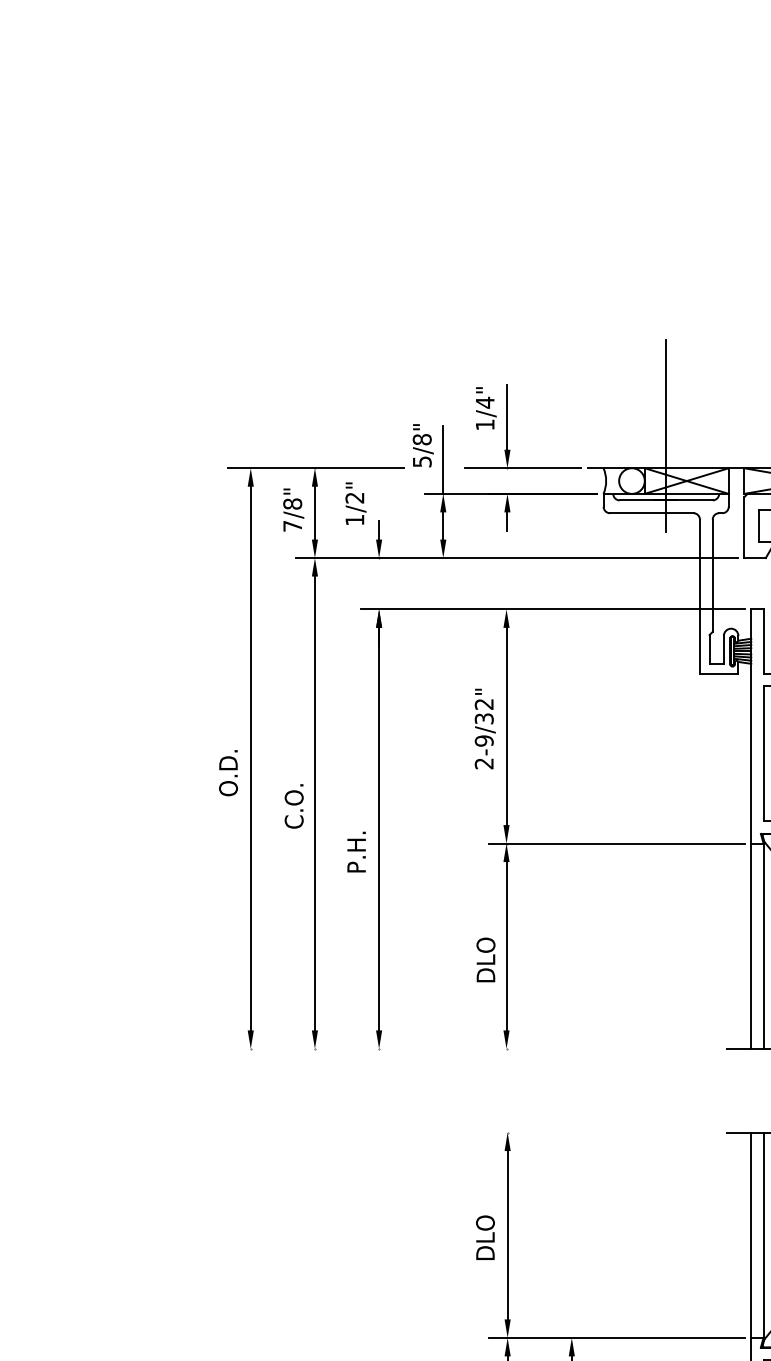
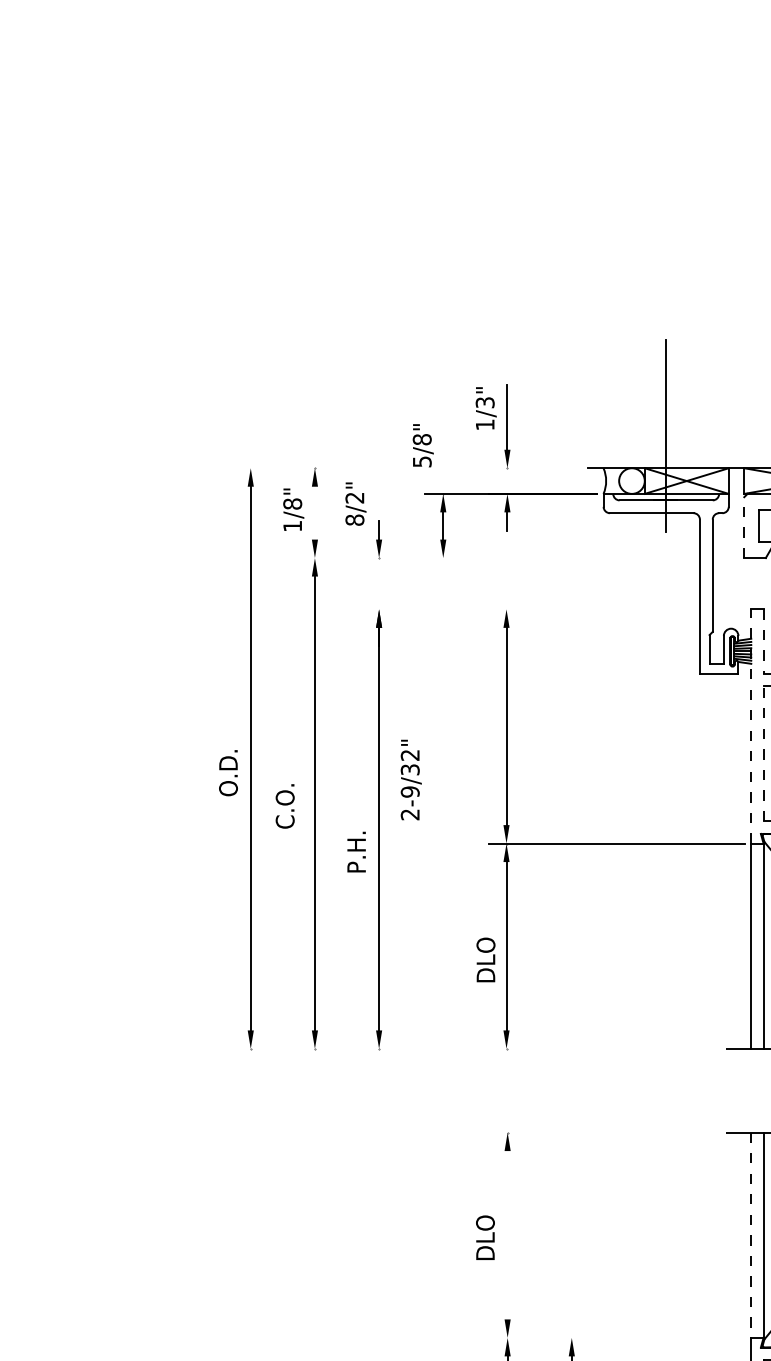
text: 1/4" -> 1/3" (484, 402)
line: present -> none (443, 459)
line: present -> none (316, 468)
line: present -> none (522, 468)
line: present -> none (314, 512)
text: 1/2" -> 8/2" (354, 519)
text: 7/8" -> 1/8" (292, 526)
line: solid -> dashed (744, 527)
line: present -> none (516, 558)
line: present -> none (552, 609)
line: solid -> dashed (764, 641)
line: solid -> dashed (751, 726)
text position: (484, 728) -> (410, 779) (410, 779)
line: solid -> dashed (764, 753)
text position: (293, 806) -> (284, 806) (284, 806)
line: present -> none (507, 1235)
line: solid -> dashed (751, 1235)
line: present -> none (617, 1337)
